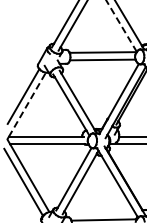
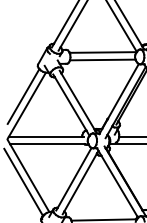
line: dashed -> solid (121, 25)
line: dashed -> solid (27, 104)
